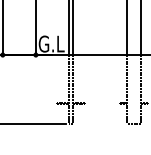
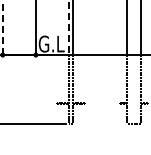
line: solid -> dashed (2, 27)
line: solid -> dashed (68, 28)
